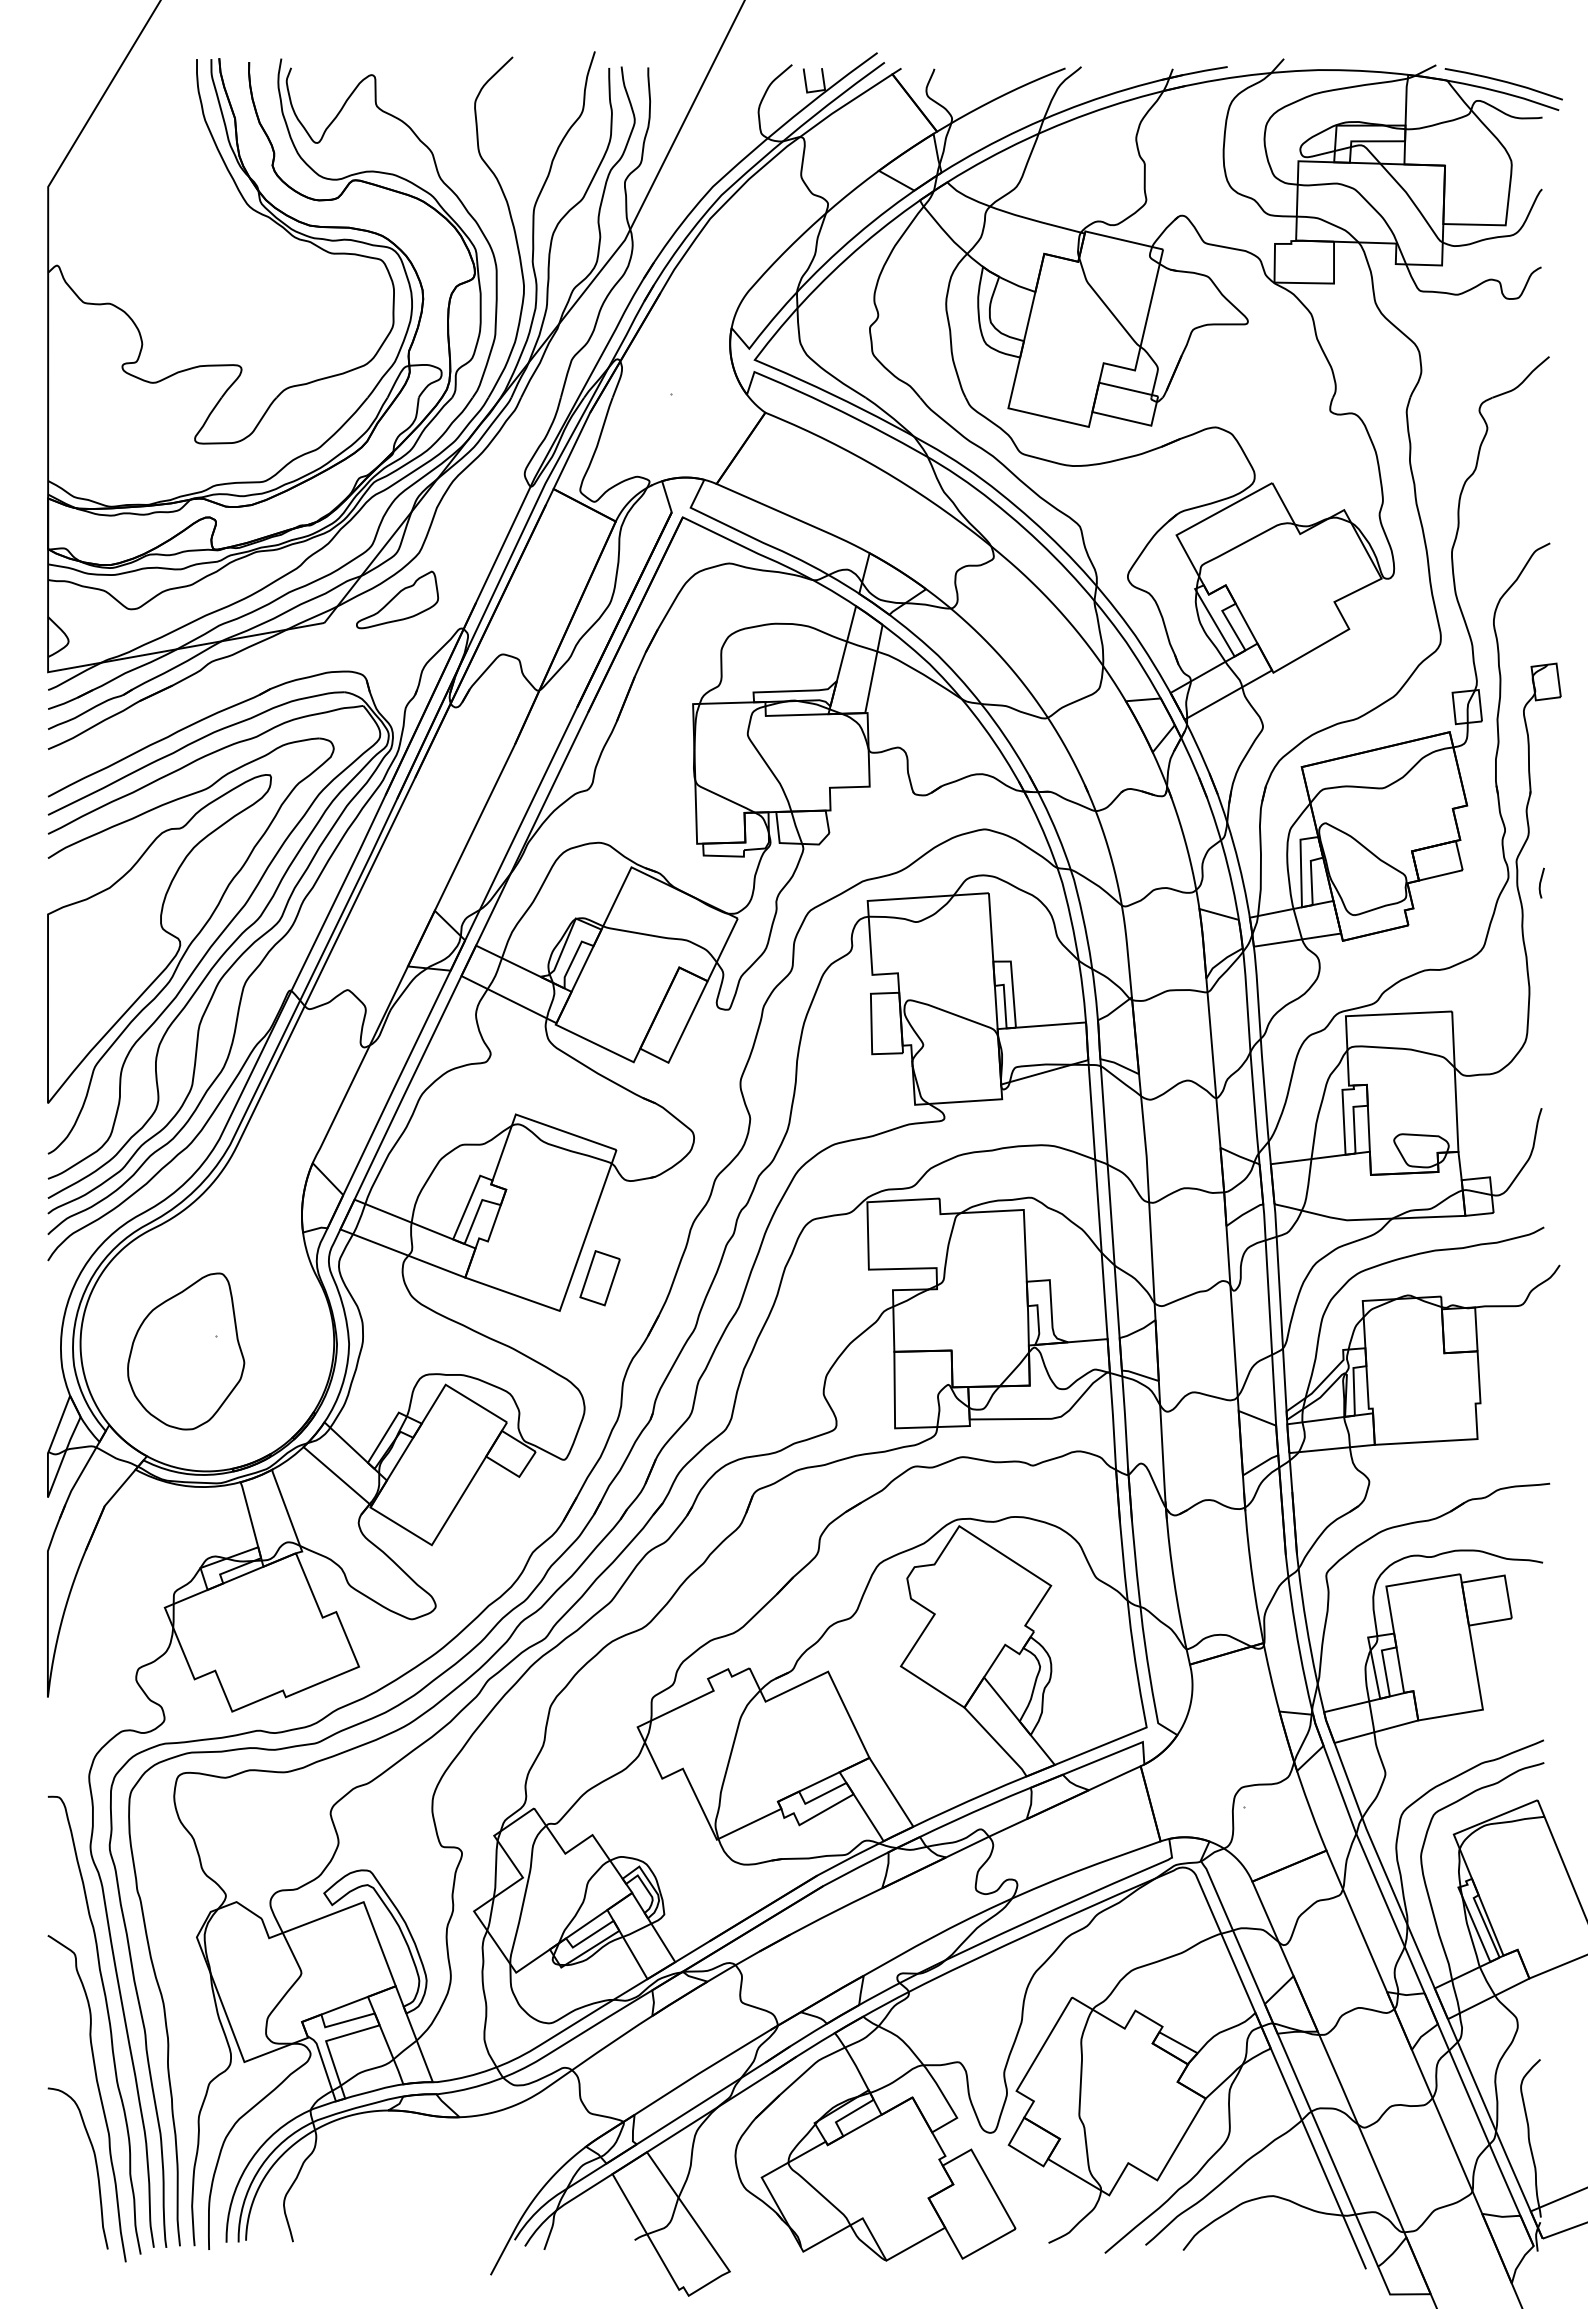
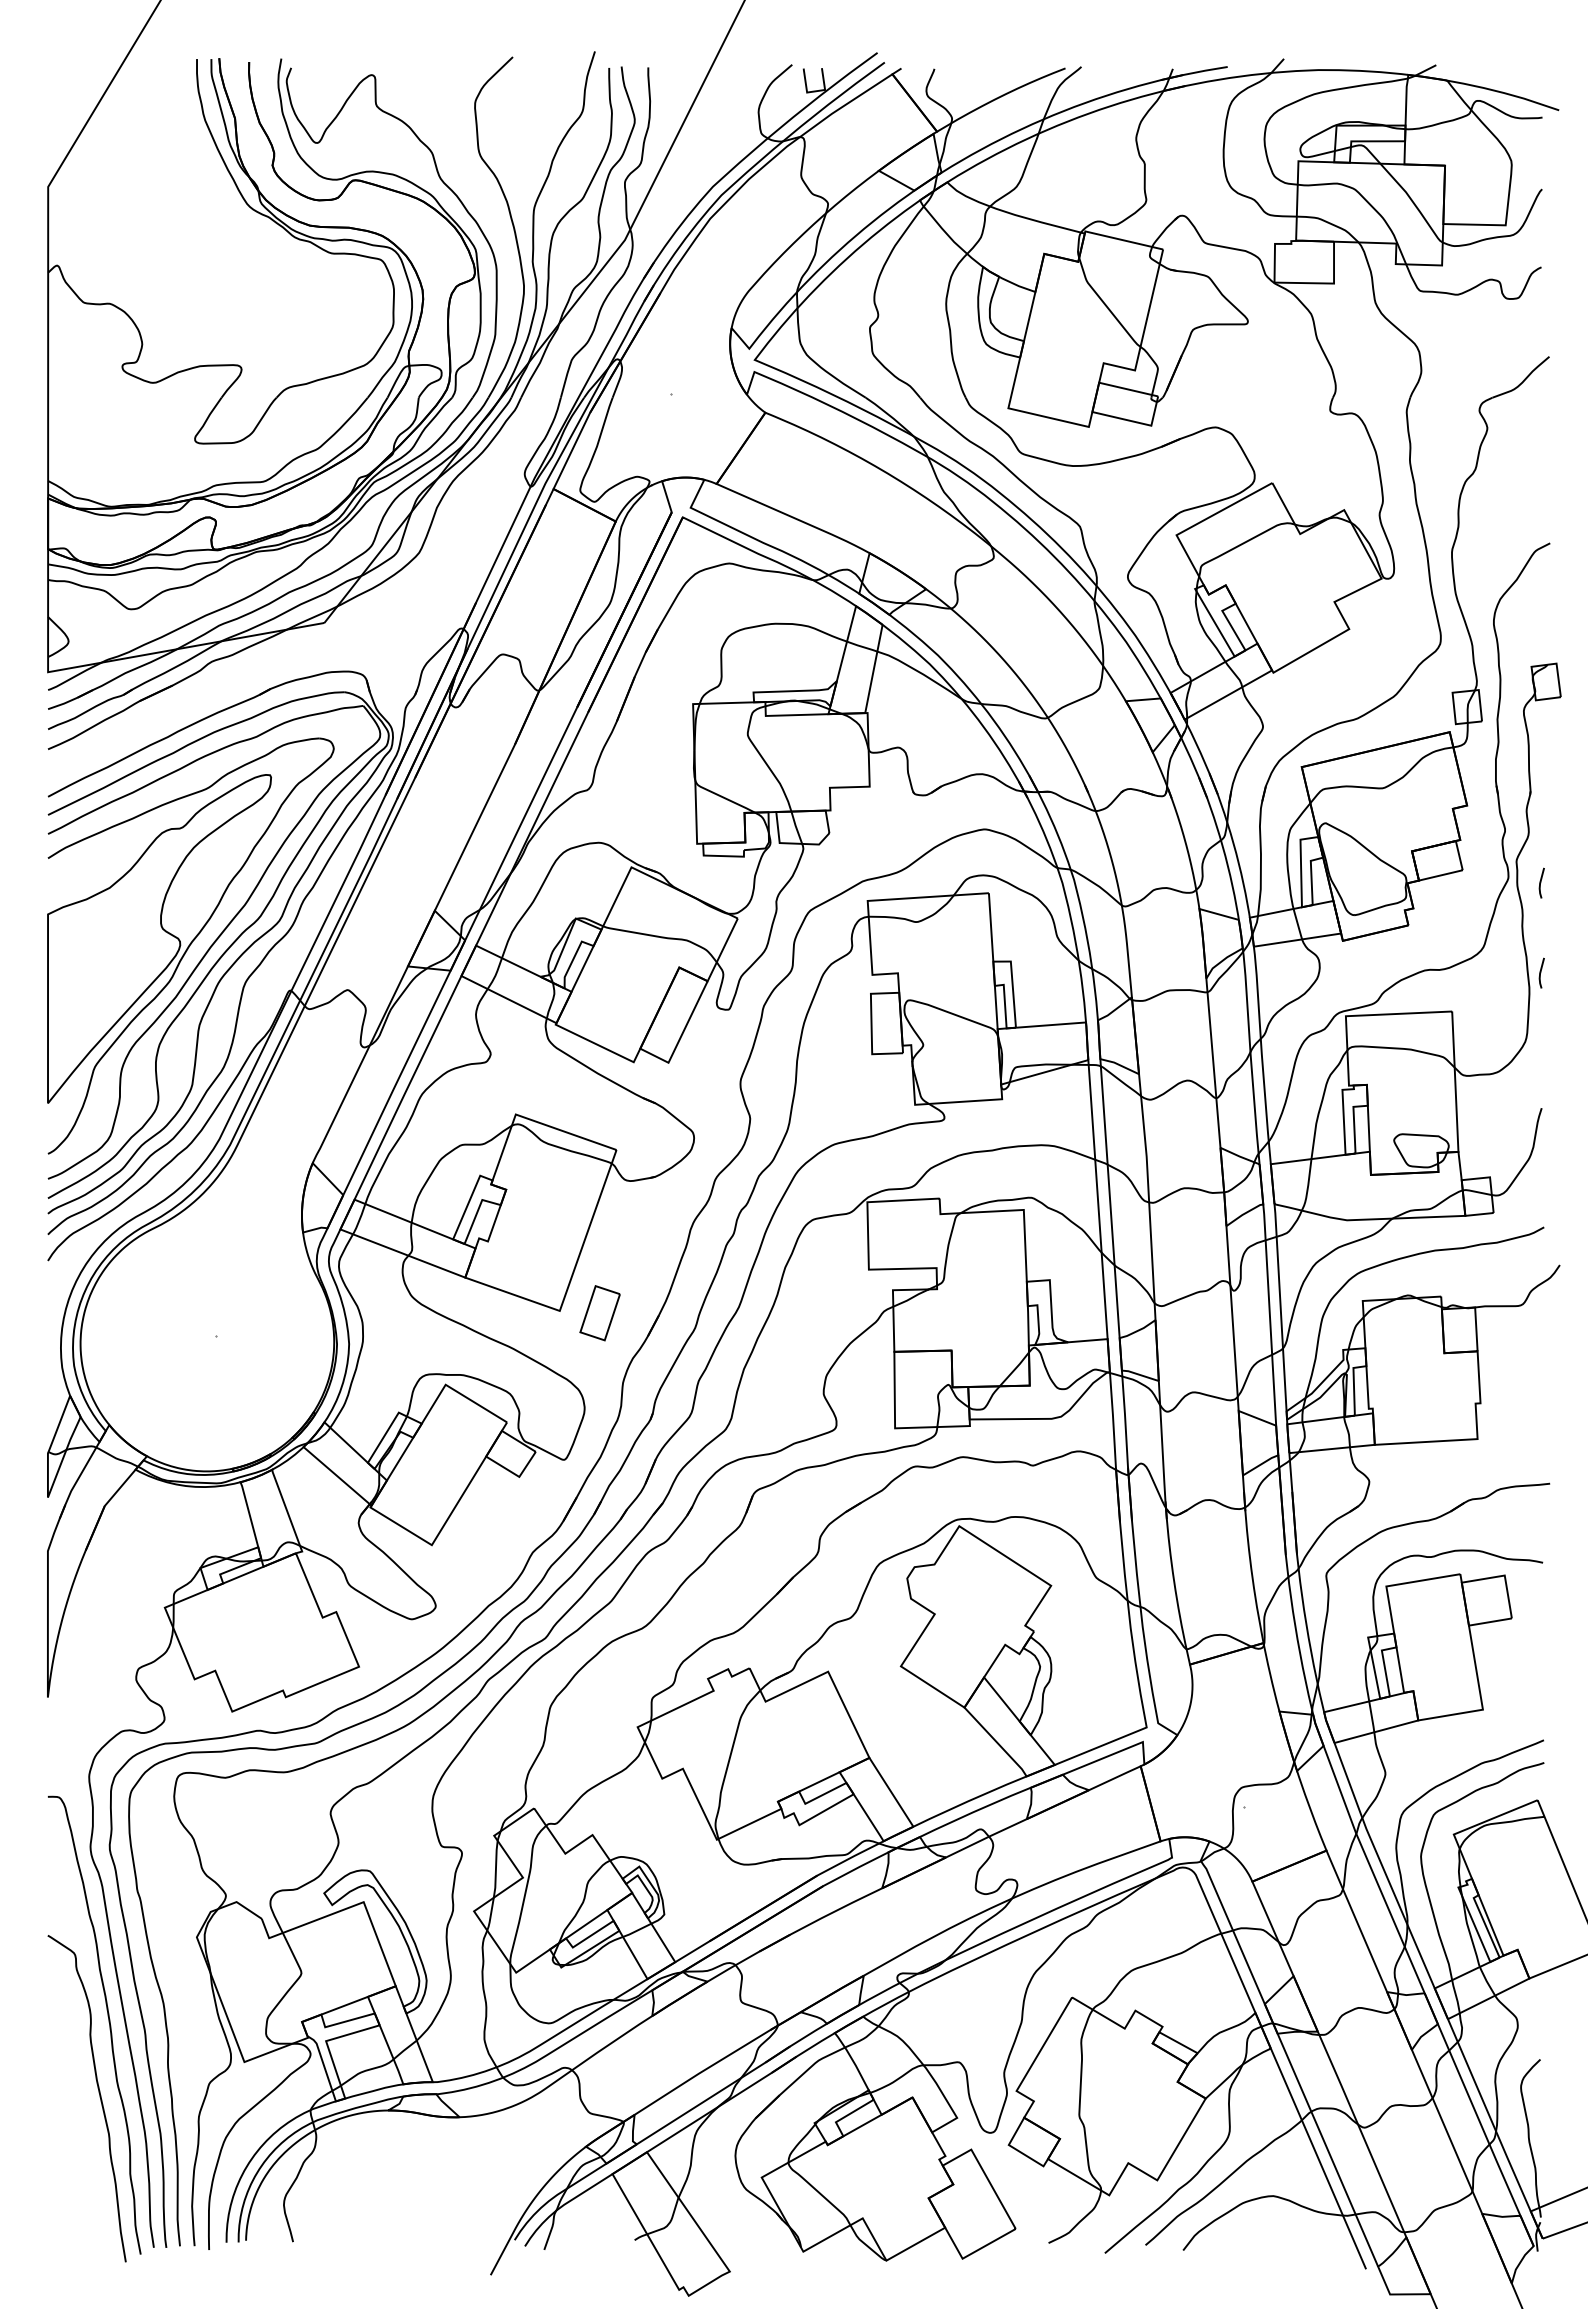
curve: present -> none (1503, 82)
part: present -> none (397, 599)
line: none -> present (1541, 972)
part position: (599, 1278) -> (599, 1313) (599, 1313)
part: present -> none (186, 1351)
curve: present -> none (95, 2165)
